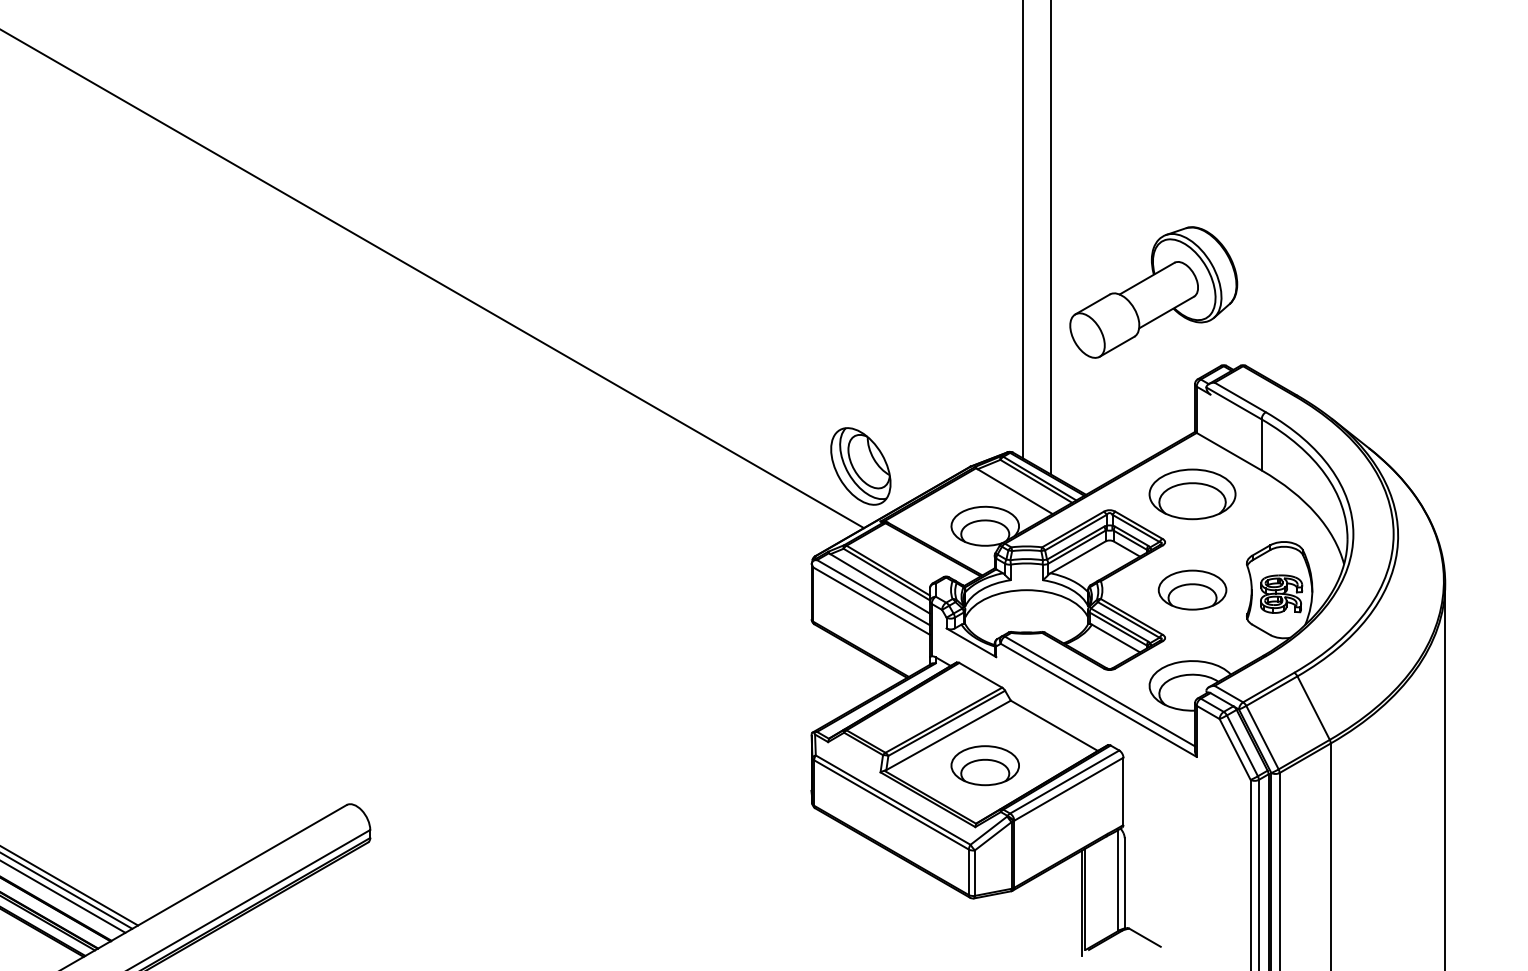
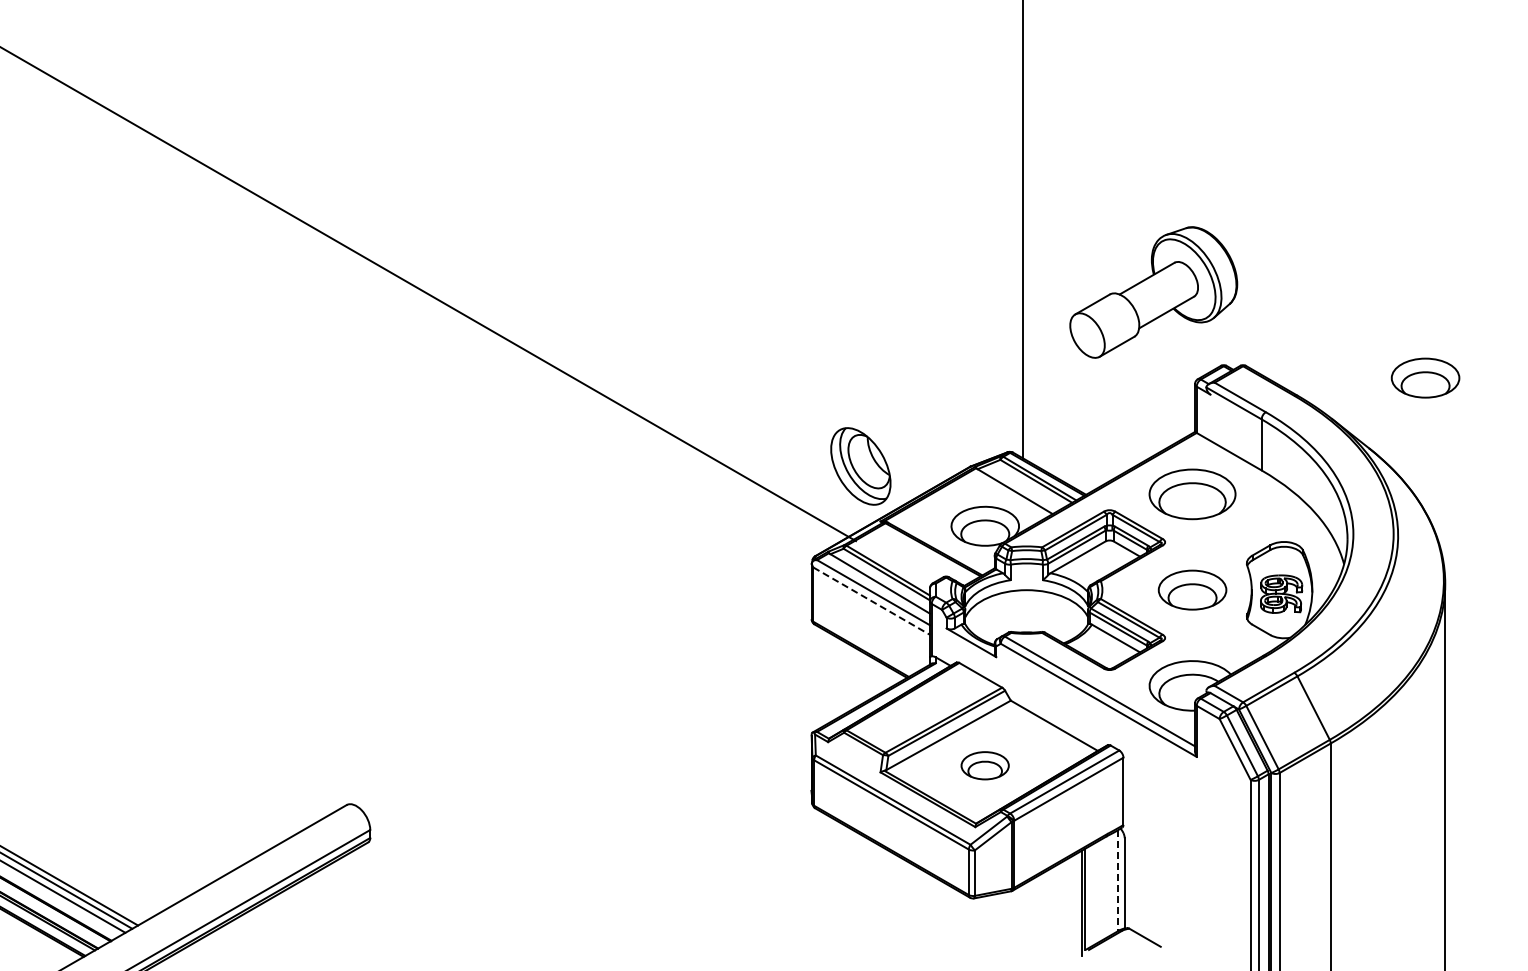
line: present -> none (1050, 238)
line position: (433, 279) -> (429, 294) (429, 294)
part: none -> present (1425, 377)
line: solid -> dashed (872, 601)
part size: 70x42 px -> 50x30 px (984, 765)
line: solid -> dashed (1117, 881)
